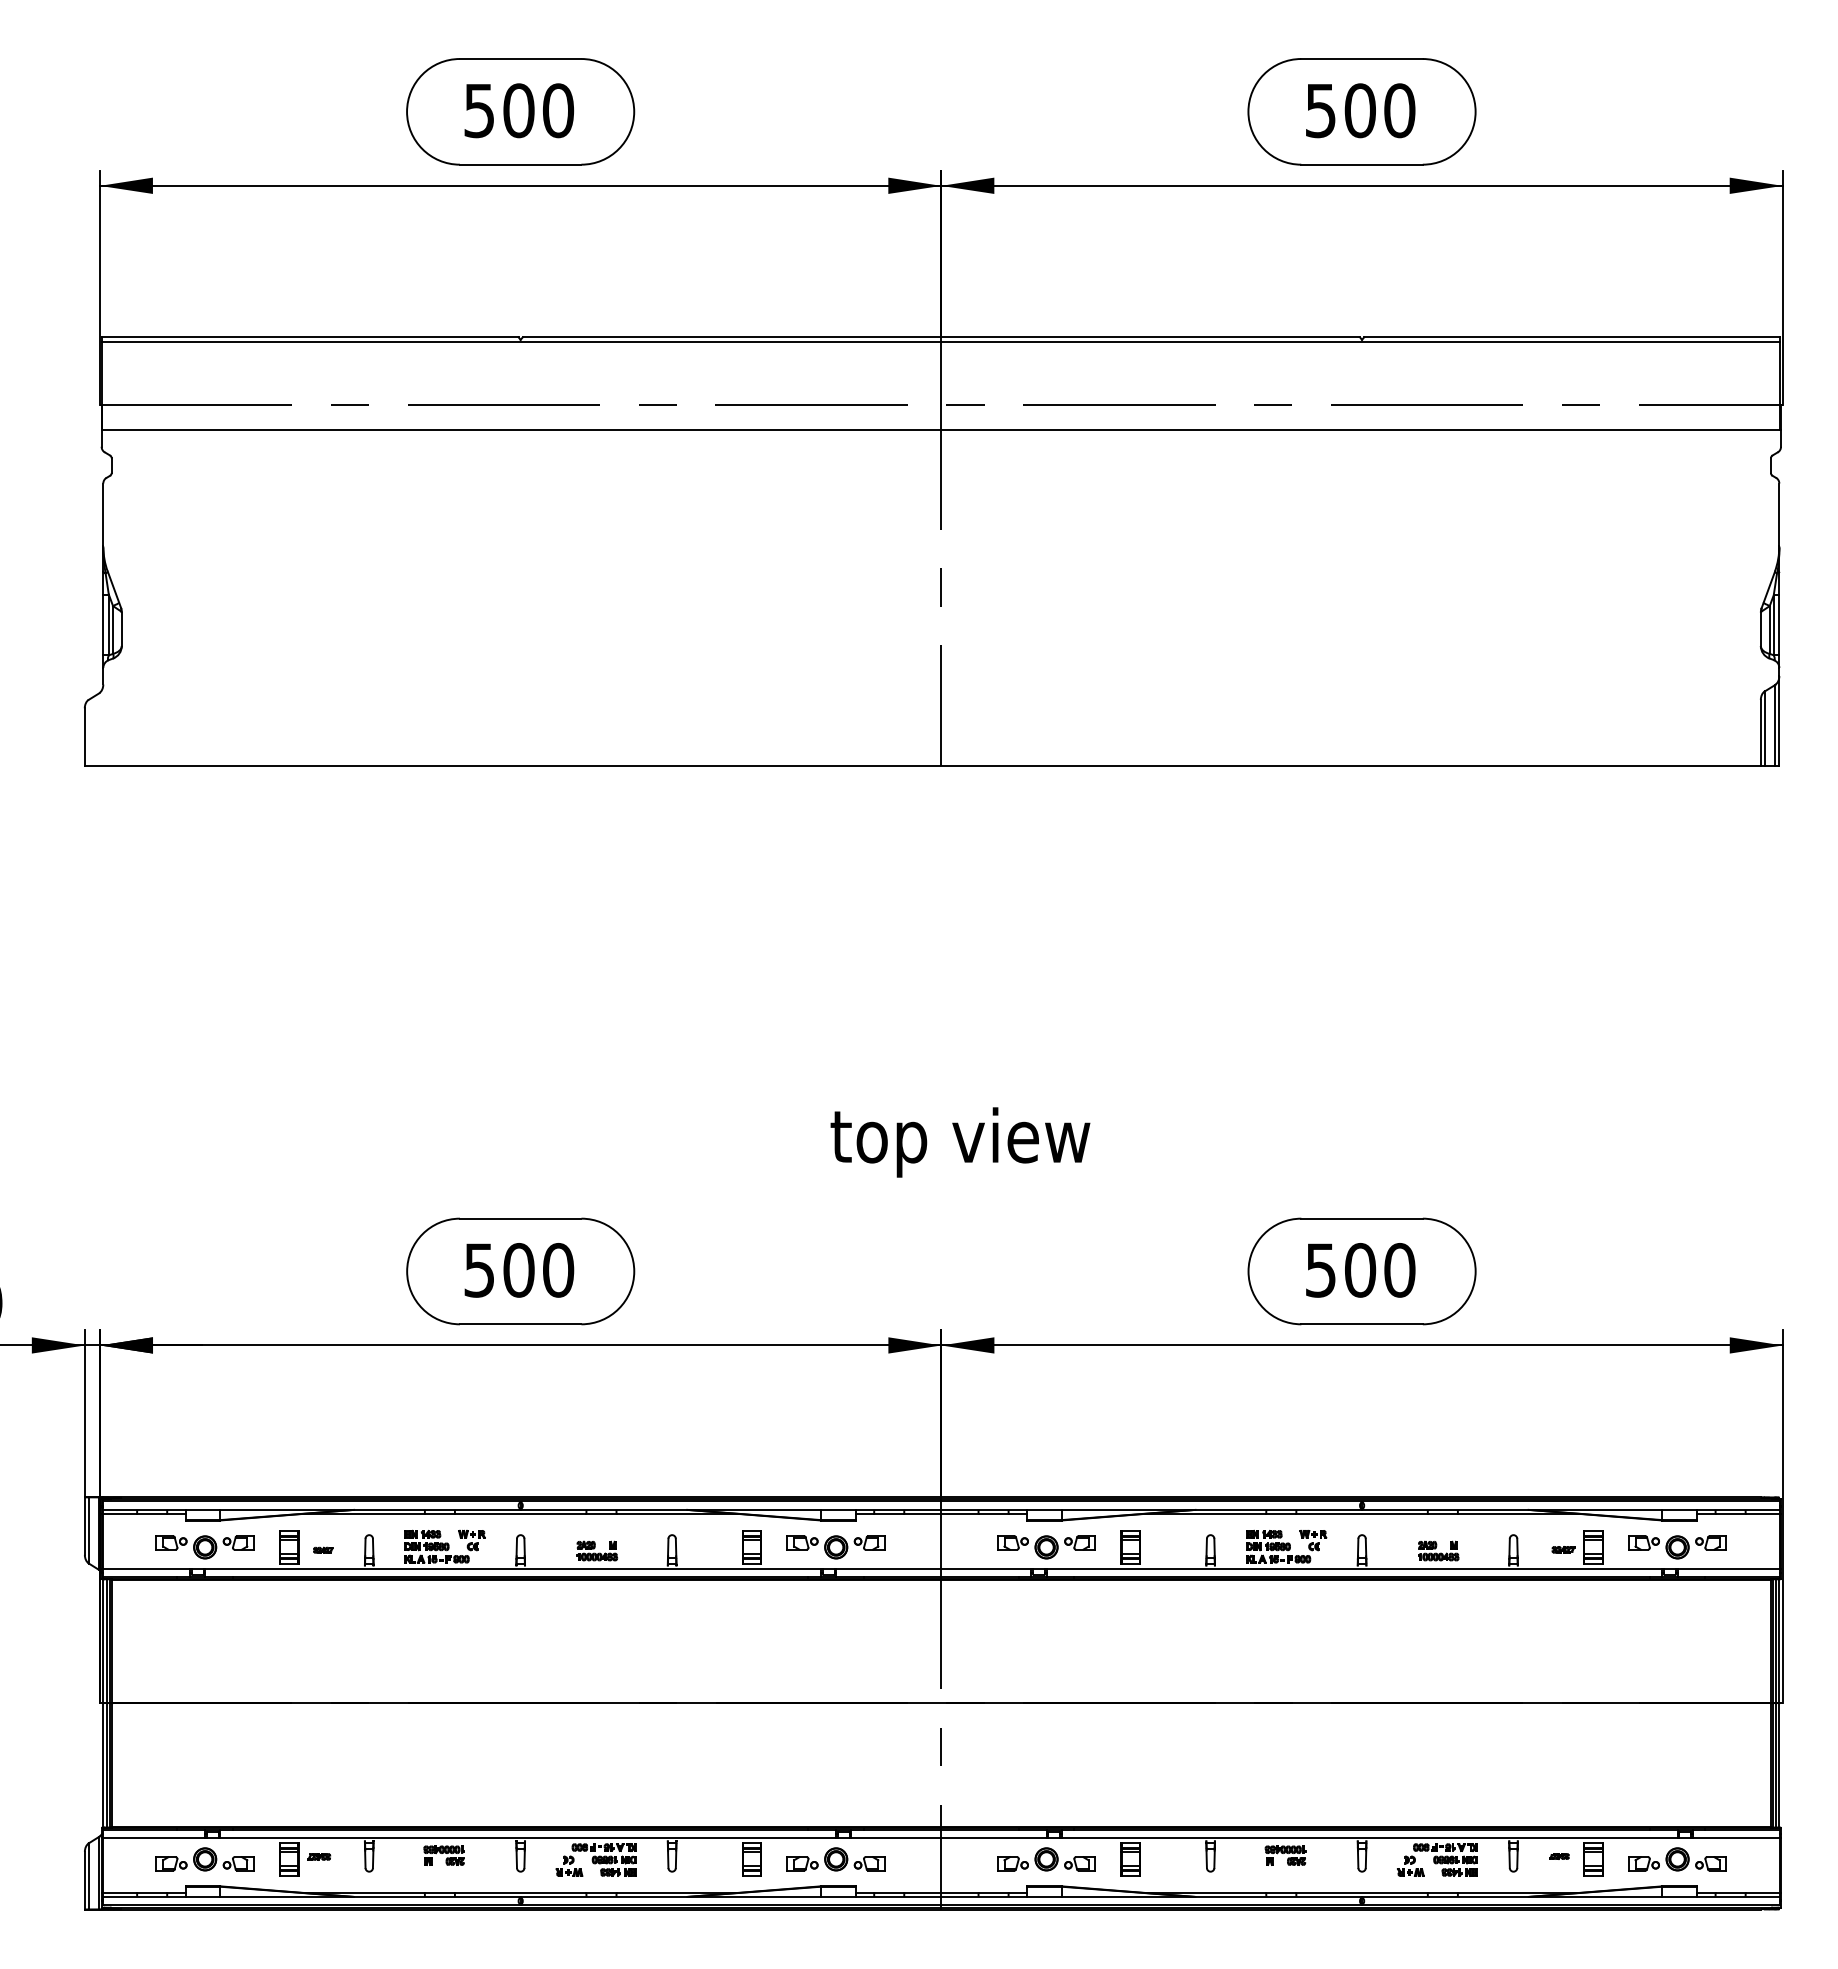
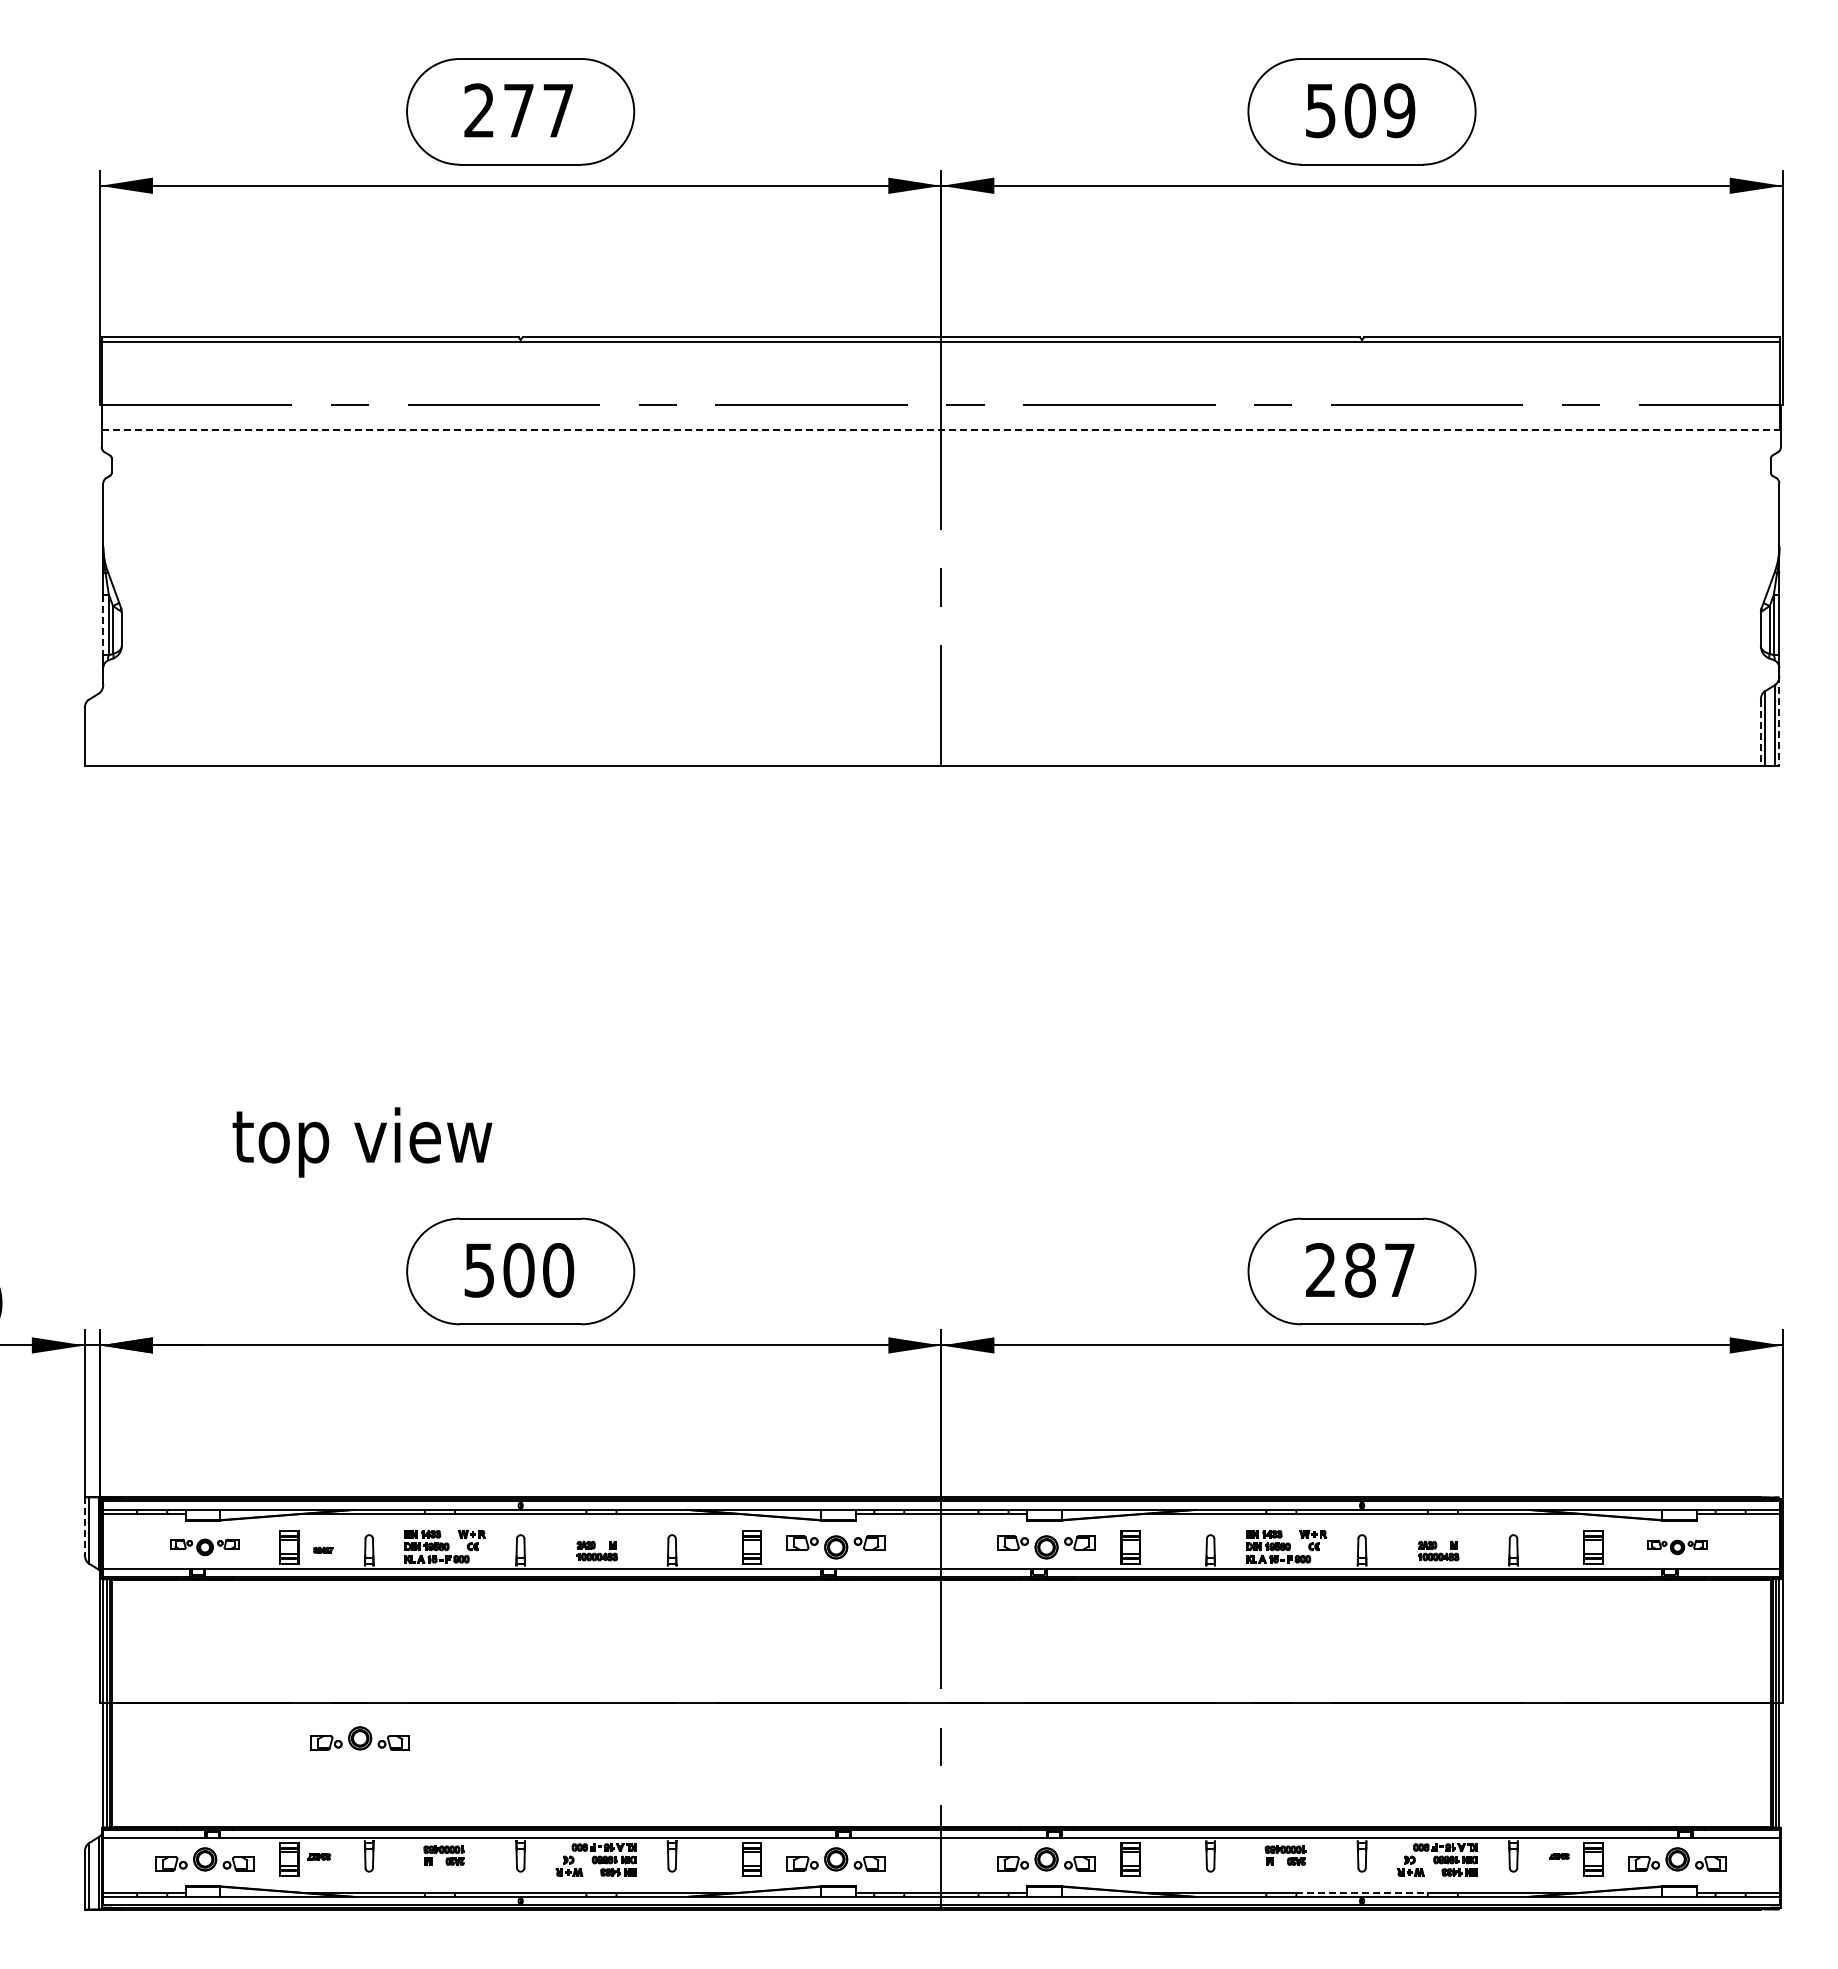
text: 500 -> 277 (519, 110)
text: 500 -> 509 (1399, 110)
line: solid -> dashed (941, 429)
line: solid -> dashed (103, 625)
line: solid -> dashed (1779, 721)
line: solid -> dashed (1760, 733)
text position: (960, 1142) -> (362, 1142) (362, 1142)
text: 500 -> 287 (1360, 1270)
line: solid -> dashed (84, 1526)
part size: 100x25 px -> 70x19 px (204, 1547)
part size: 99x25 px -> 61x16 px (1677, 1546)
part: present -> none (1563, 1549)
part: none -> present (359, 1738)
line: solid -> dashed (1362, 1892)
